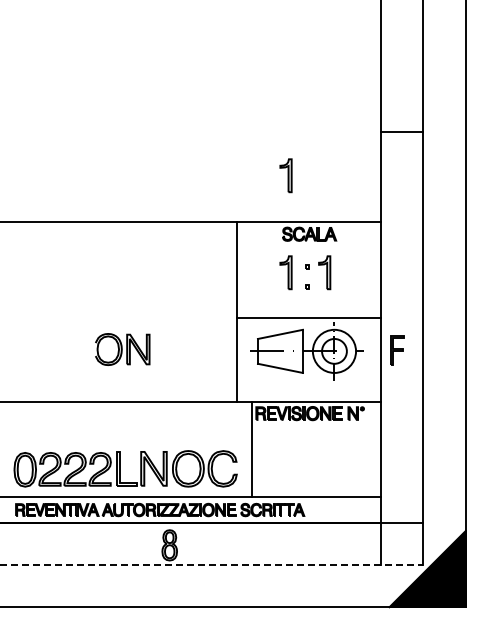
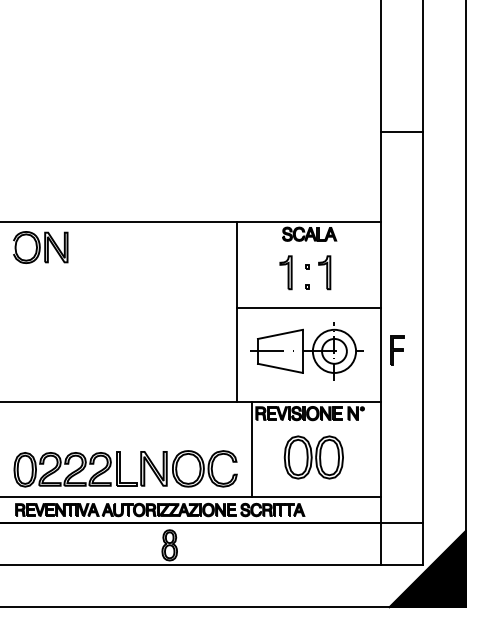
part: present -> none (285, 175)
line position: (309, 317) -> (309, 307) (309, 307)
part position: (122, 349) -> (40, 247) (40, 247)
part: none -> present (313, 457)
line: dashed -> solid (212, 564)
